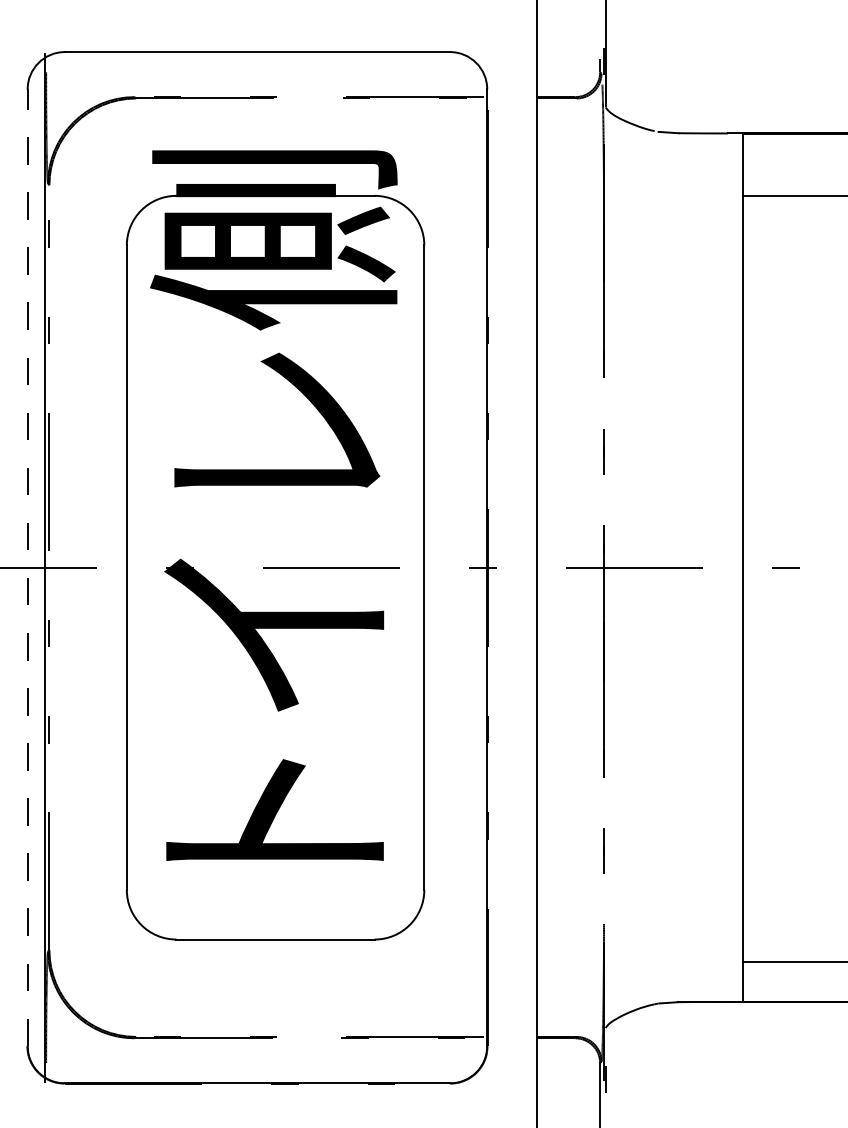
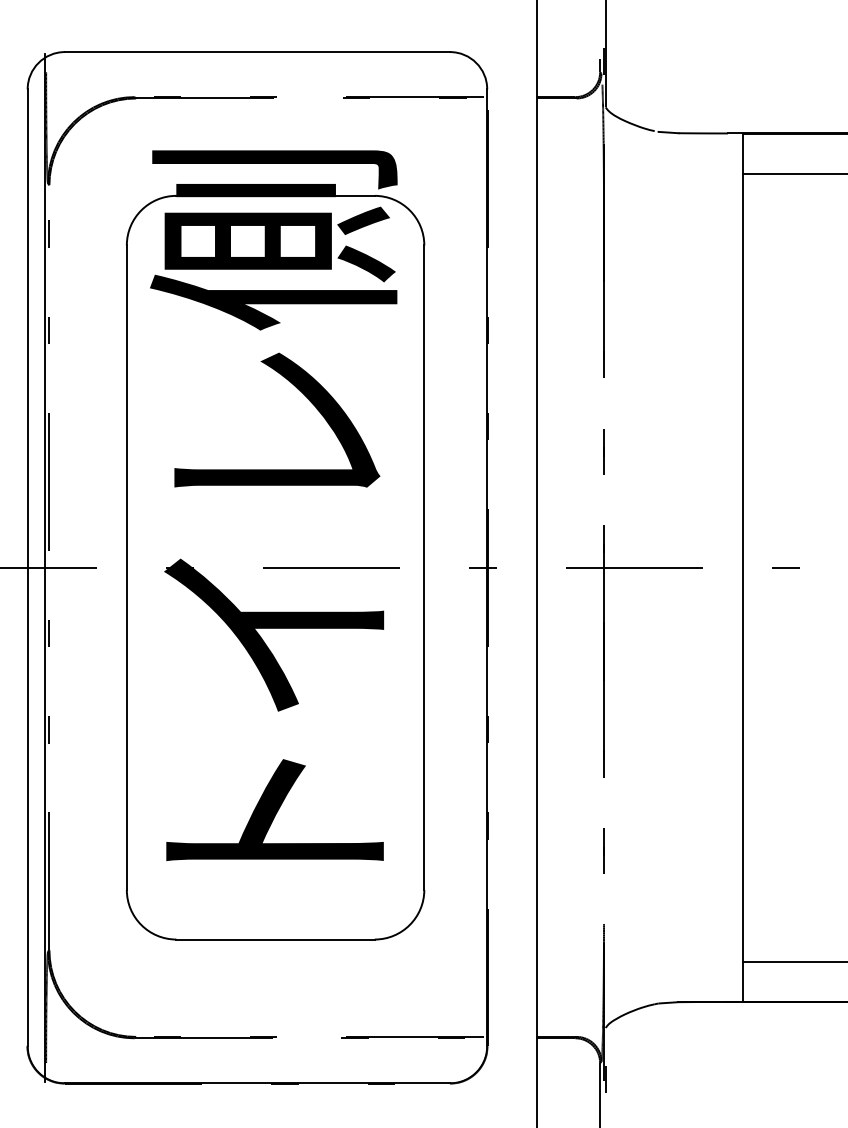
line position: (793, 195) -> (793, 173) (793, 173)
line: dashed -> solid (27, 567)
